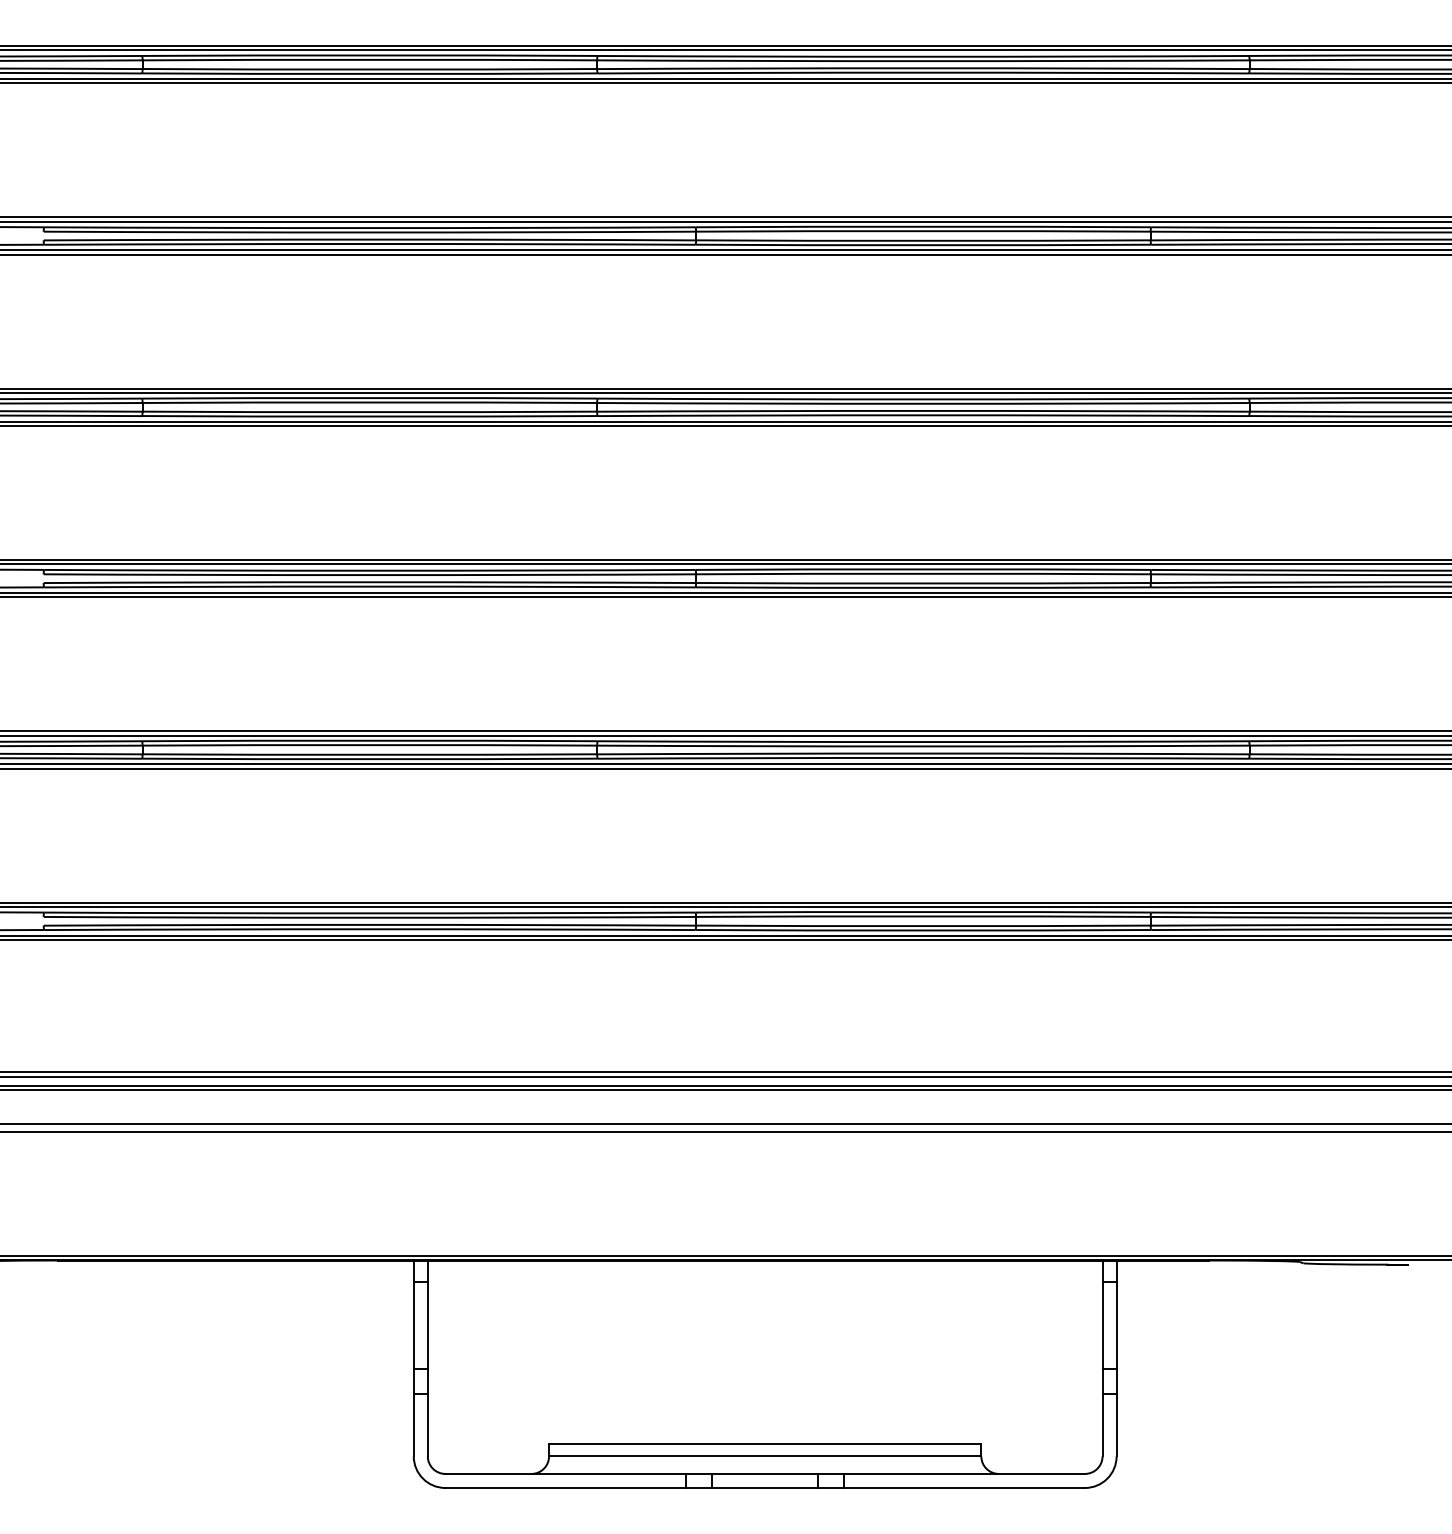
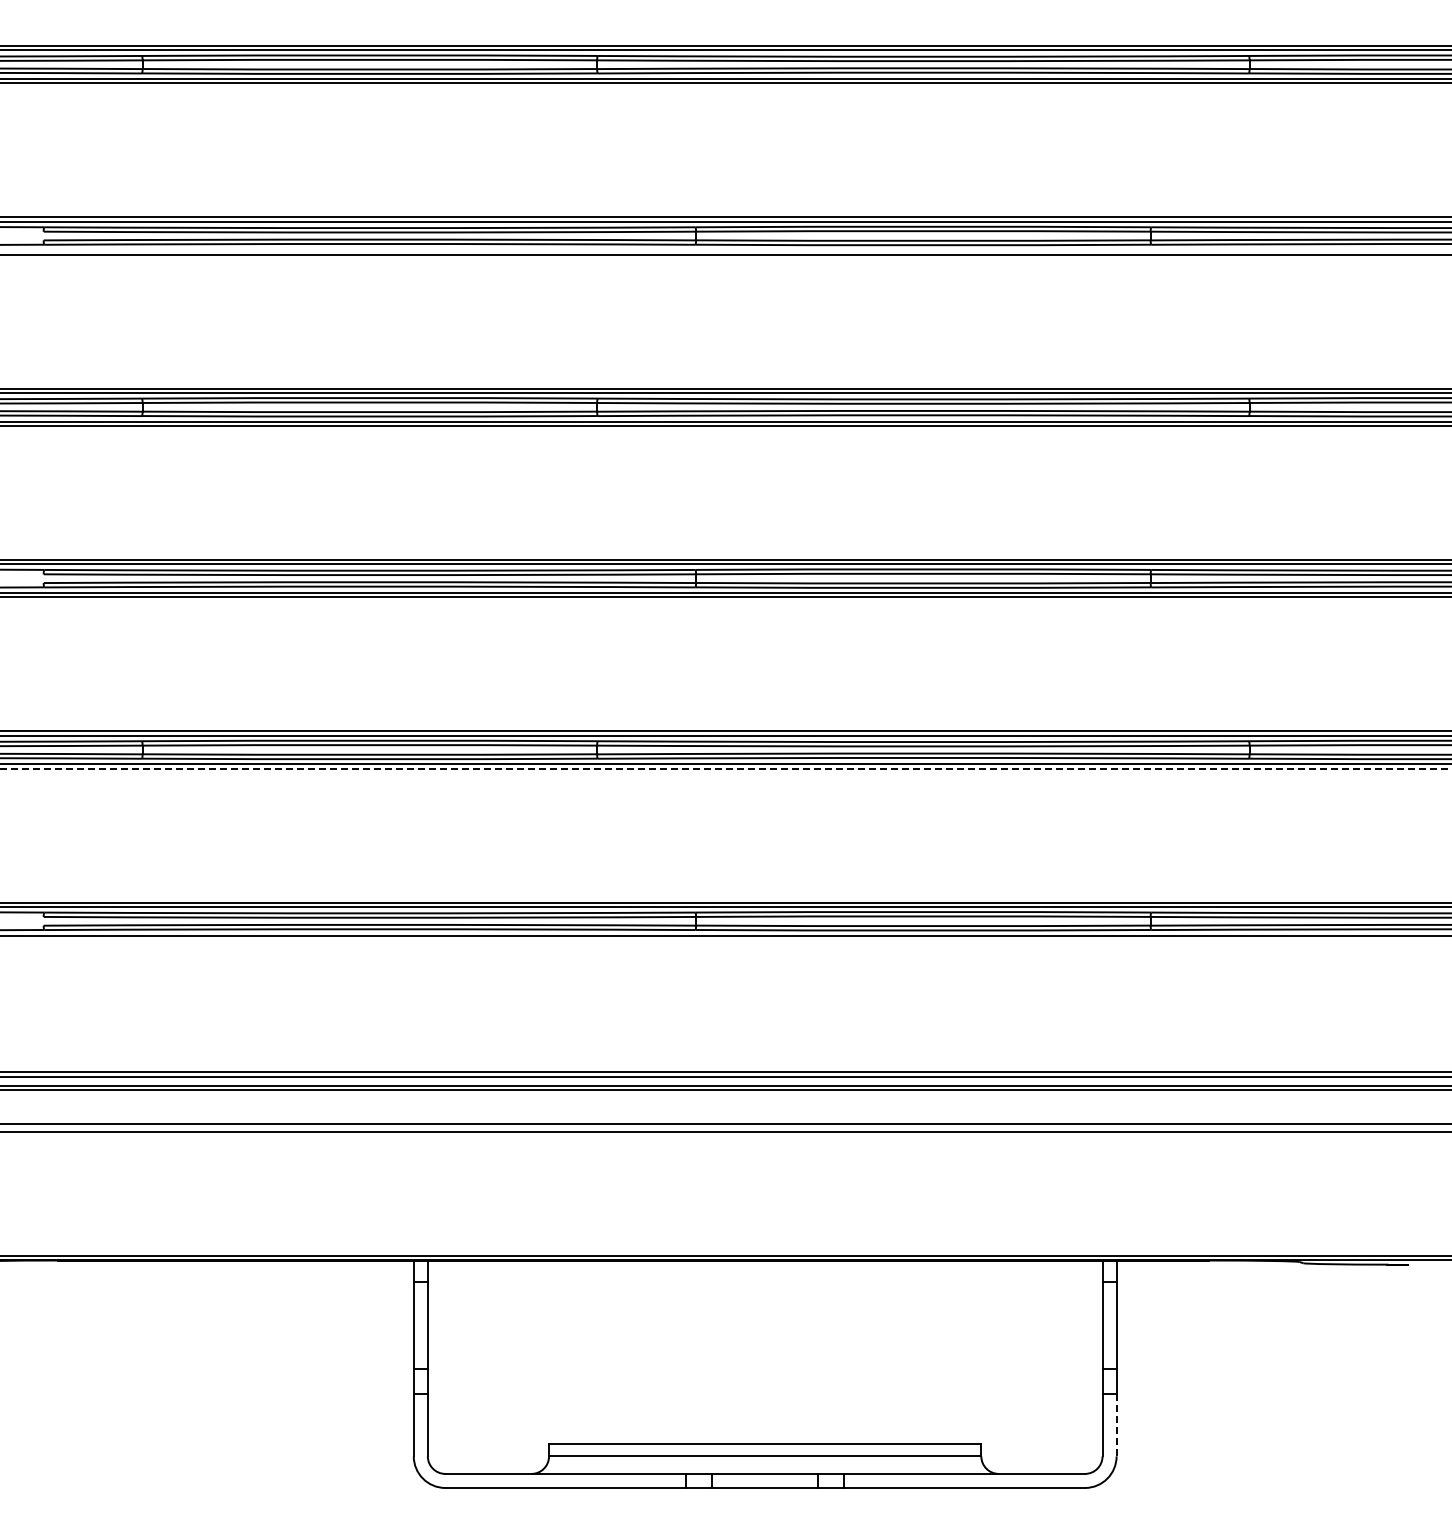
line: present -> none (725, 250)
line: solid -> dashed (725, 768)
line: present -> none (725, 940)
line: solid -> dashed (1116, 1424)
